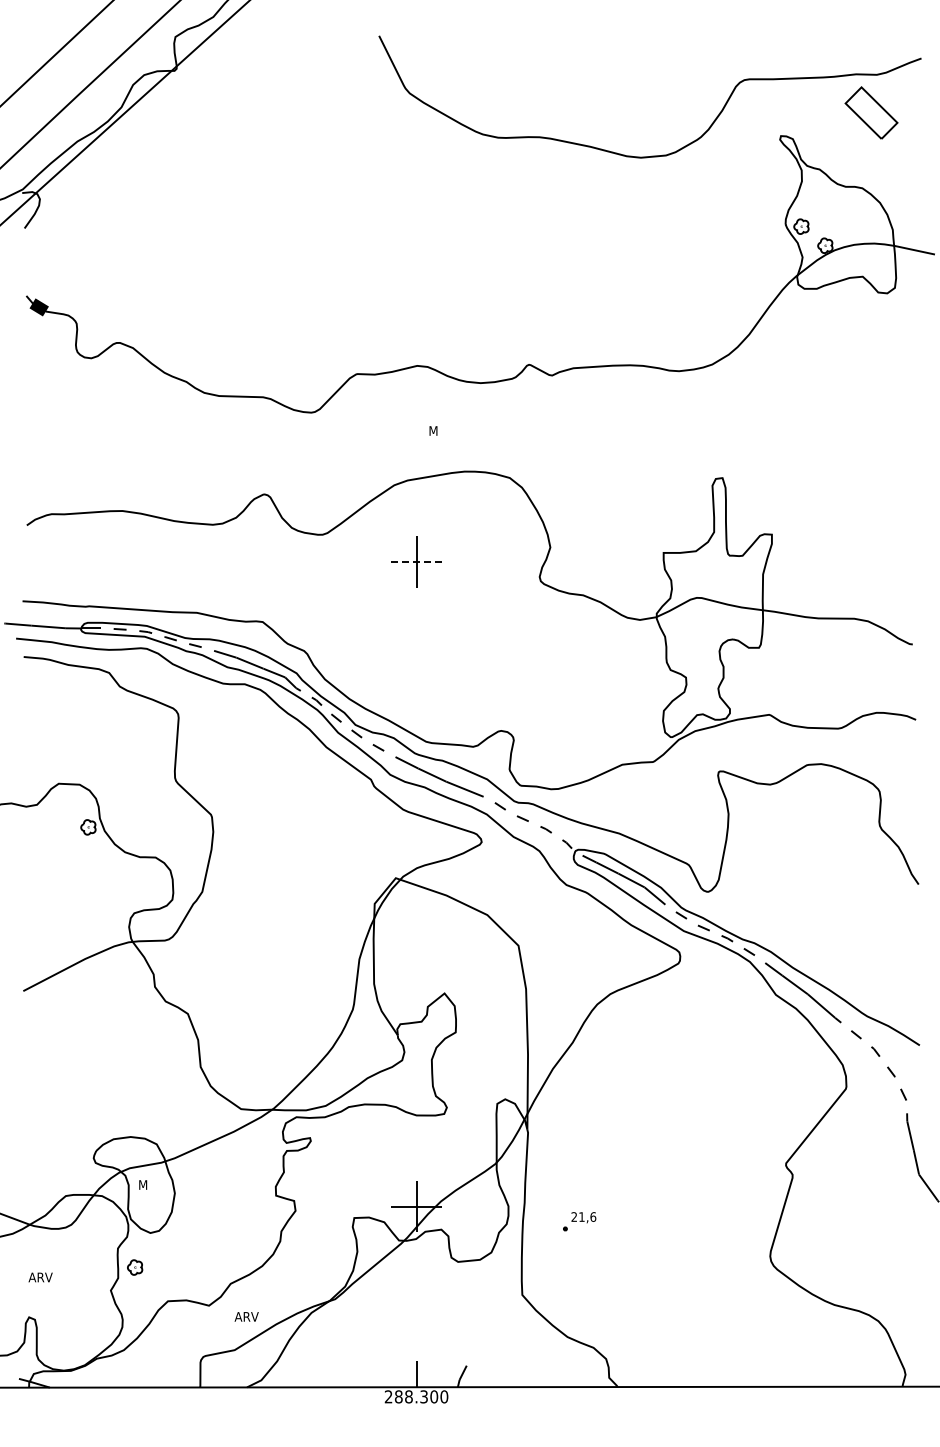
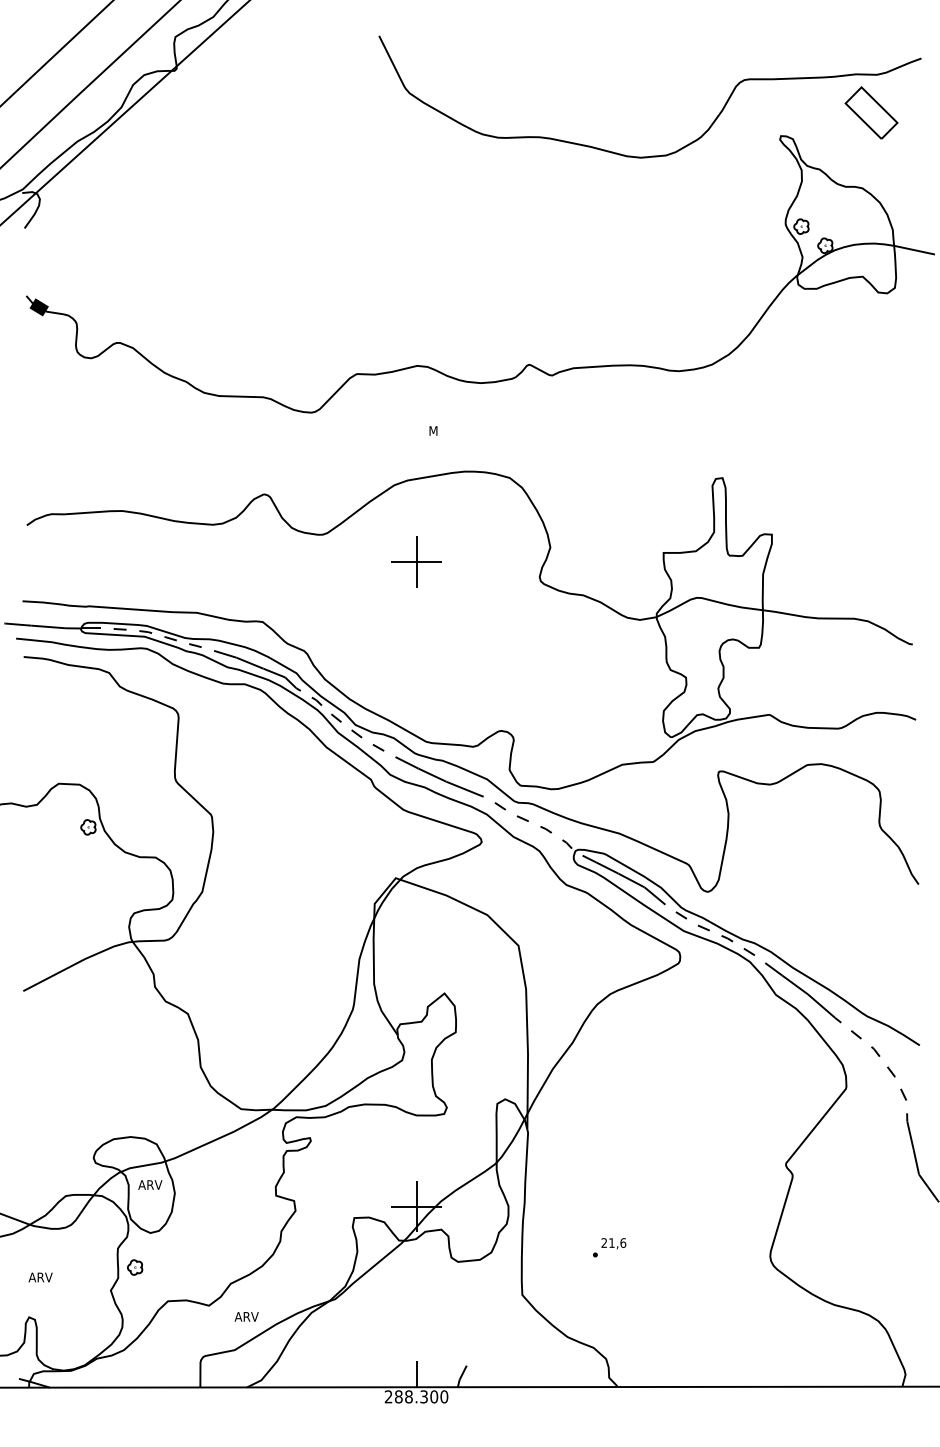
line: dashed -> solid (416, 561)
text: M -> ARV (150, 1184)
part position: (579, 1221) -> (609, 1247) (609, 1247)
